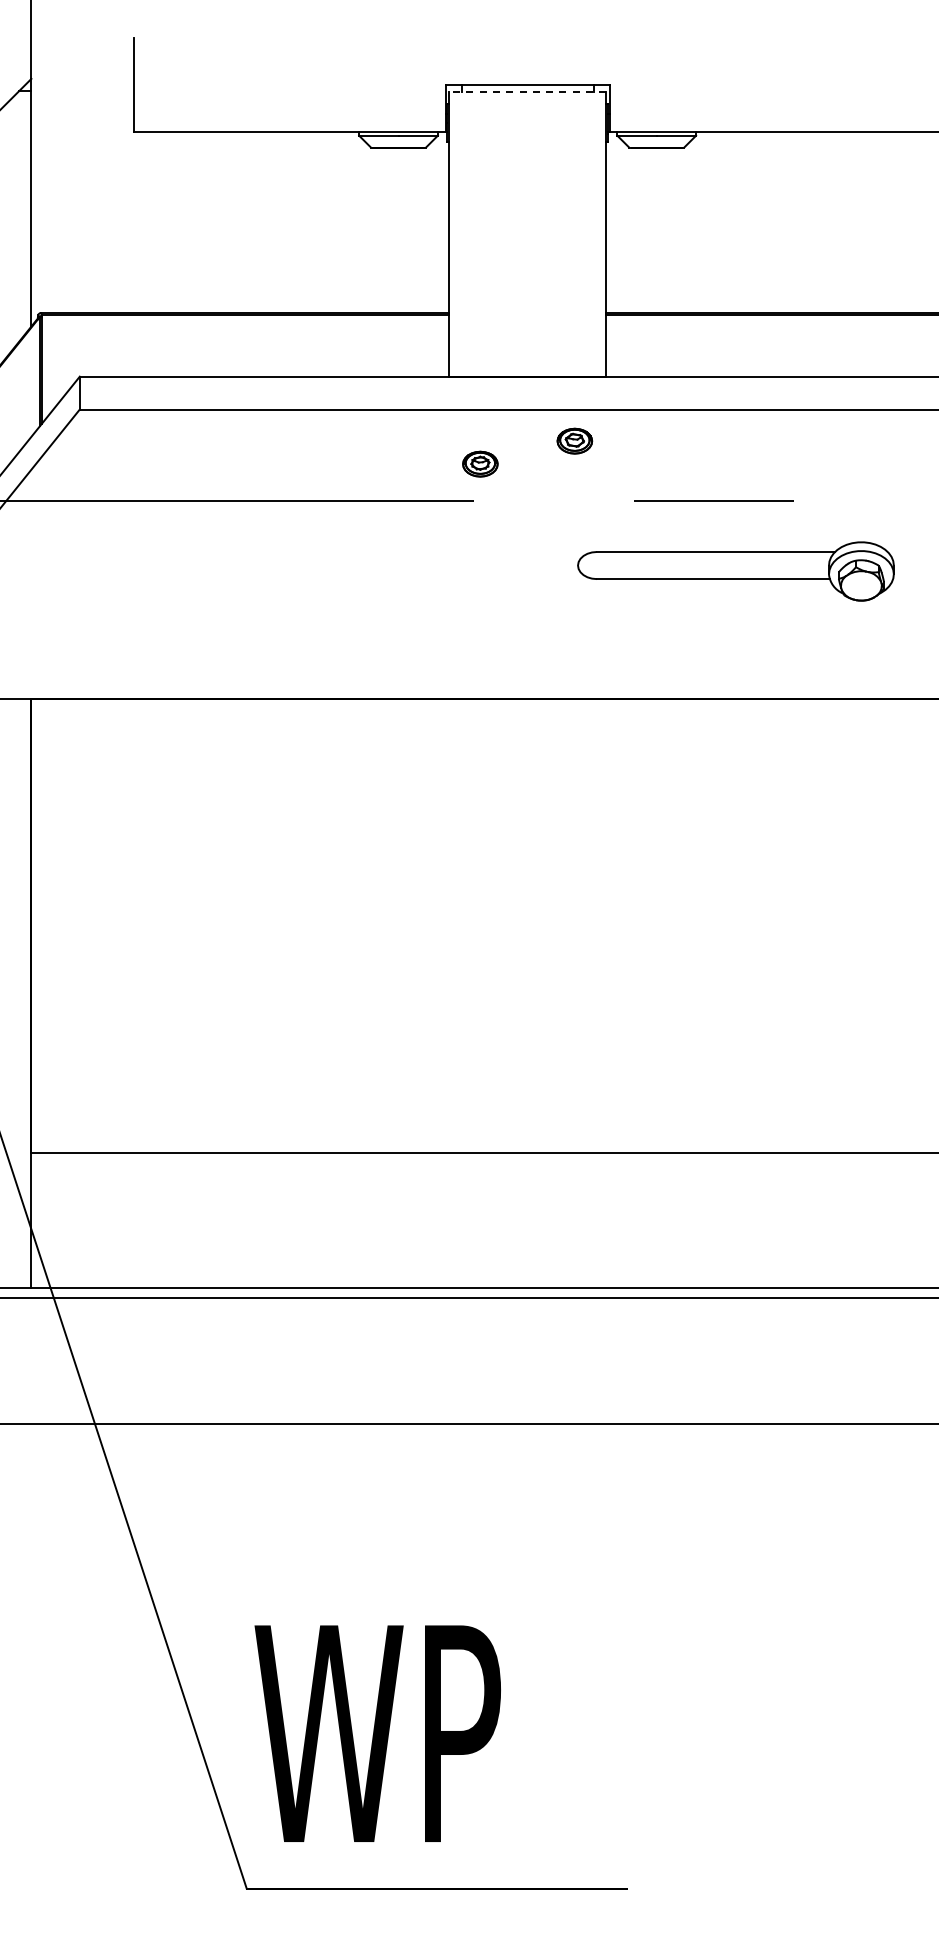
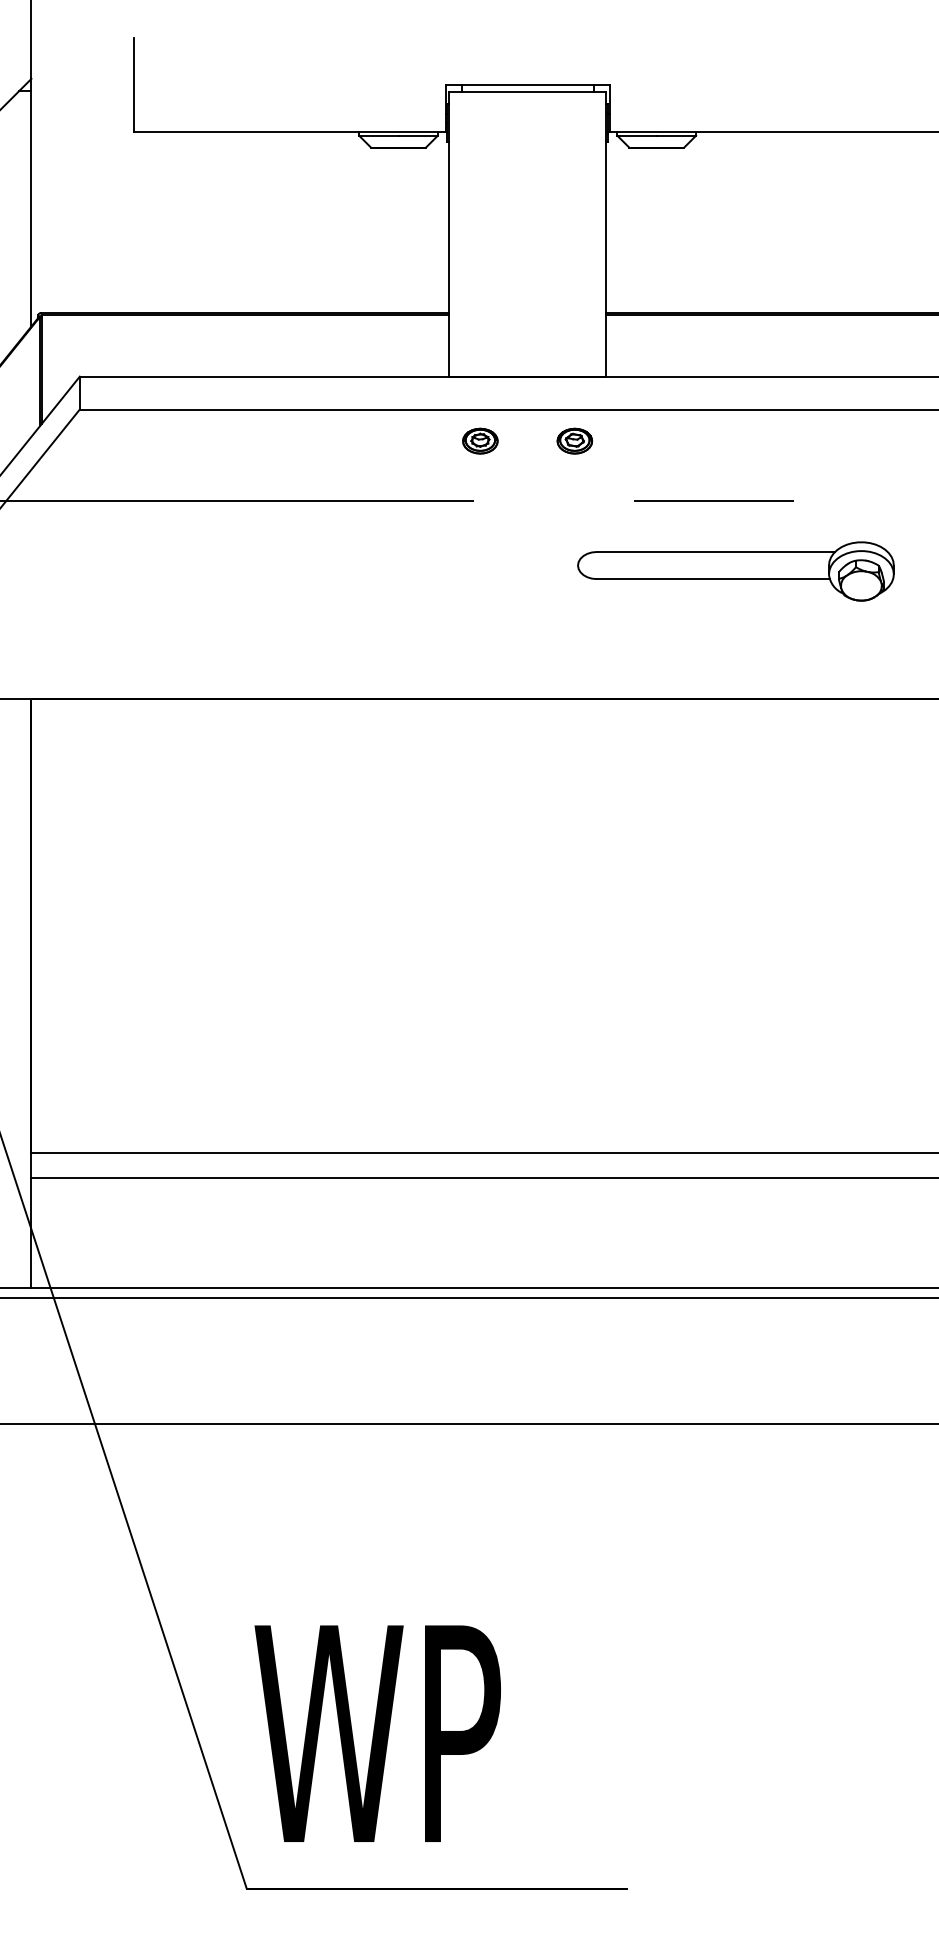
line: dashed -> solid (527, 91)
part position: (480, 463) -> (480, 440) (480, 440)
line: none -> present (483, 1177)
